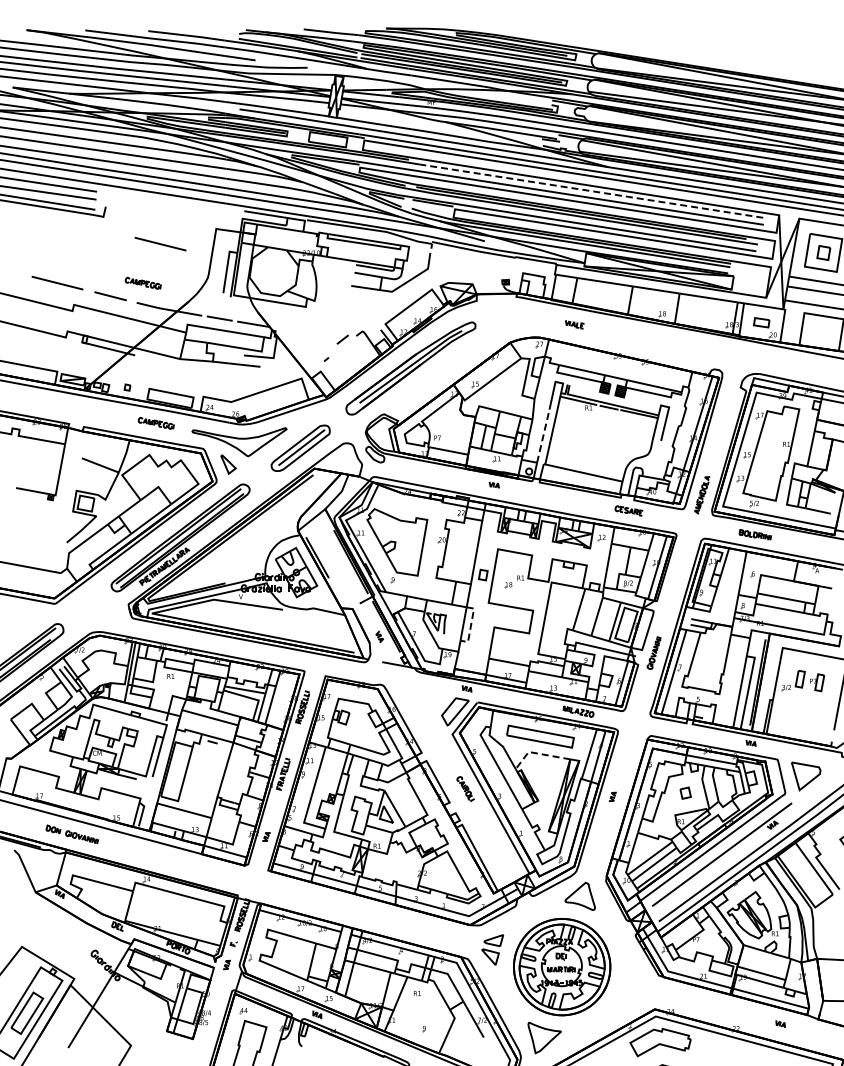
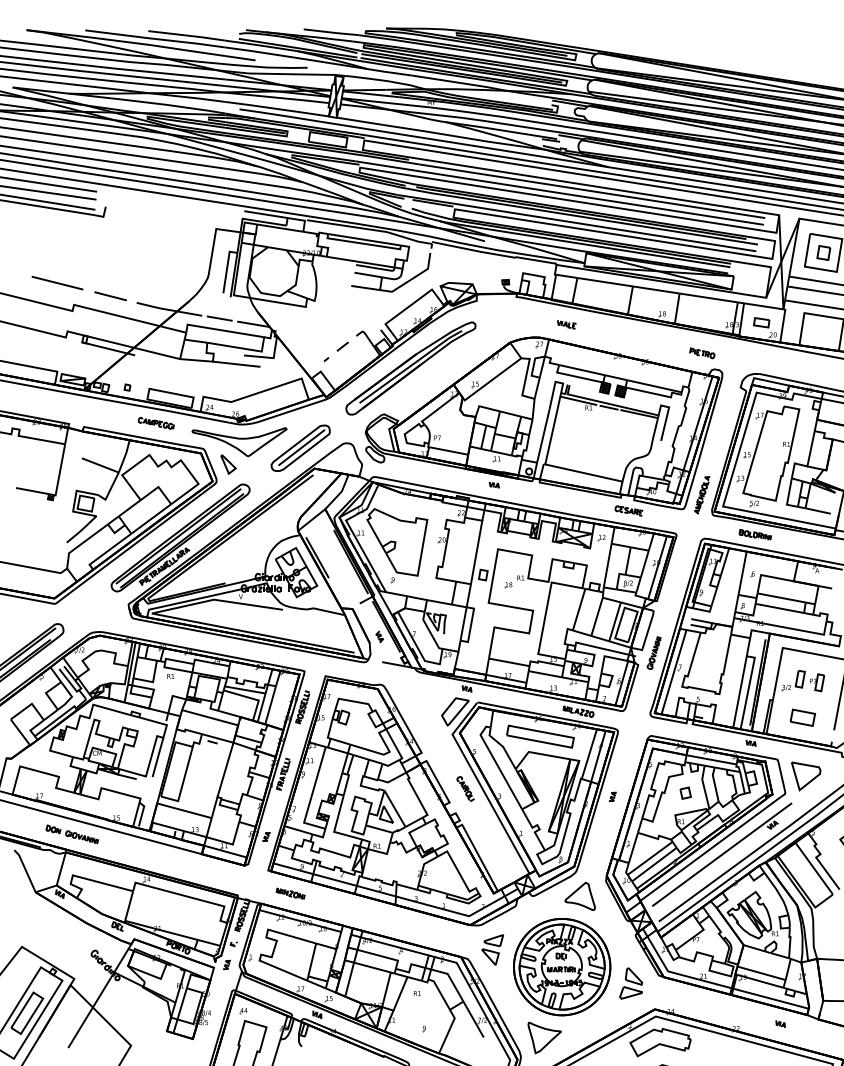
line: dashed -> solid (592, 191)
line: present -> none (160, 243)
part: present -> none (142, 282)
part position: (574, 324) -> (566, 324) (566, 324)
line position: (342, 339) -> (342, 346) (342, 346)
part: none -> present (702, 353)
line: dashed -> solid (543, 435)
line: dashed -> solid (471, 625)
part: none -> present (802, 717)
line: dashed -> solid (538, 753)
part: none -> present (290, 893)
part: none -> present (631, 983)
